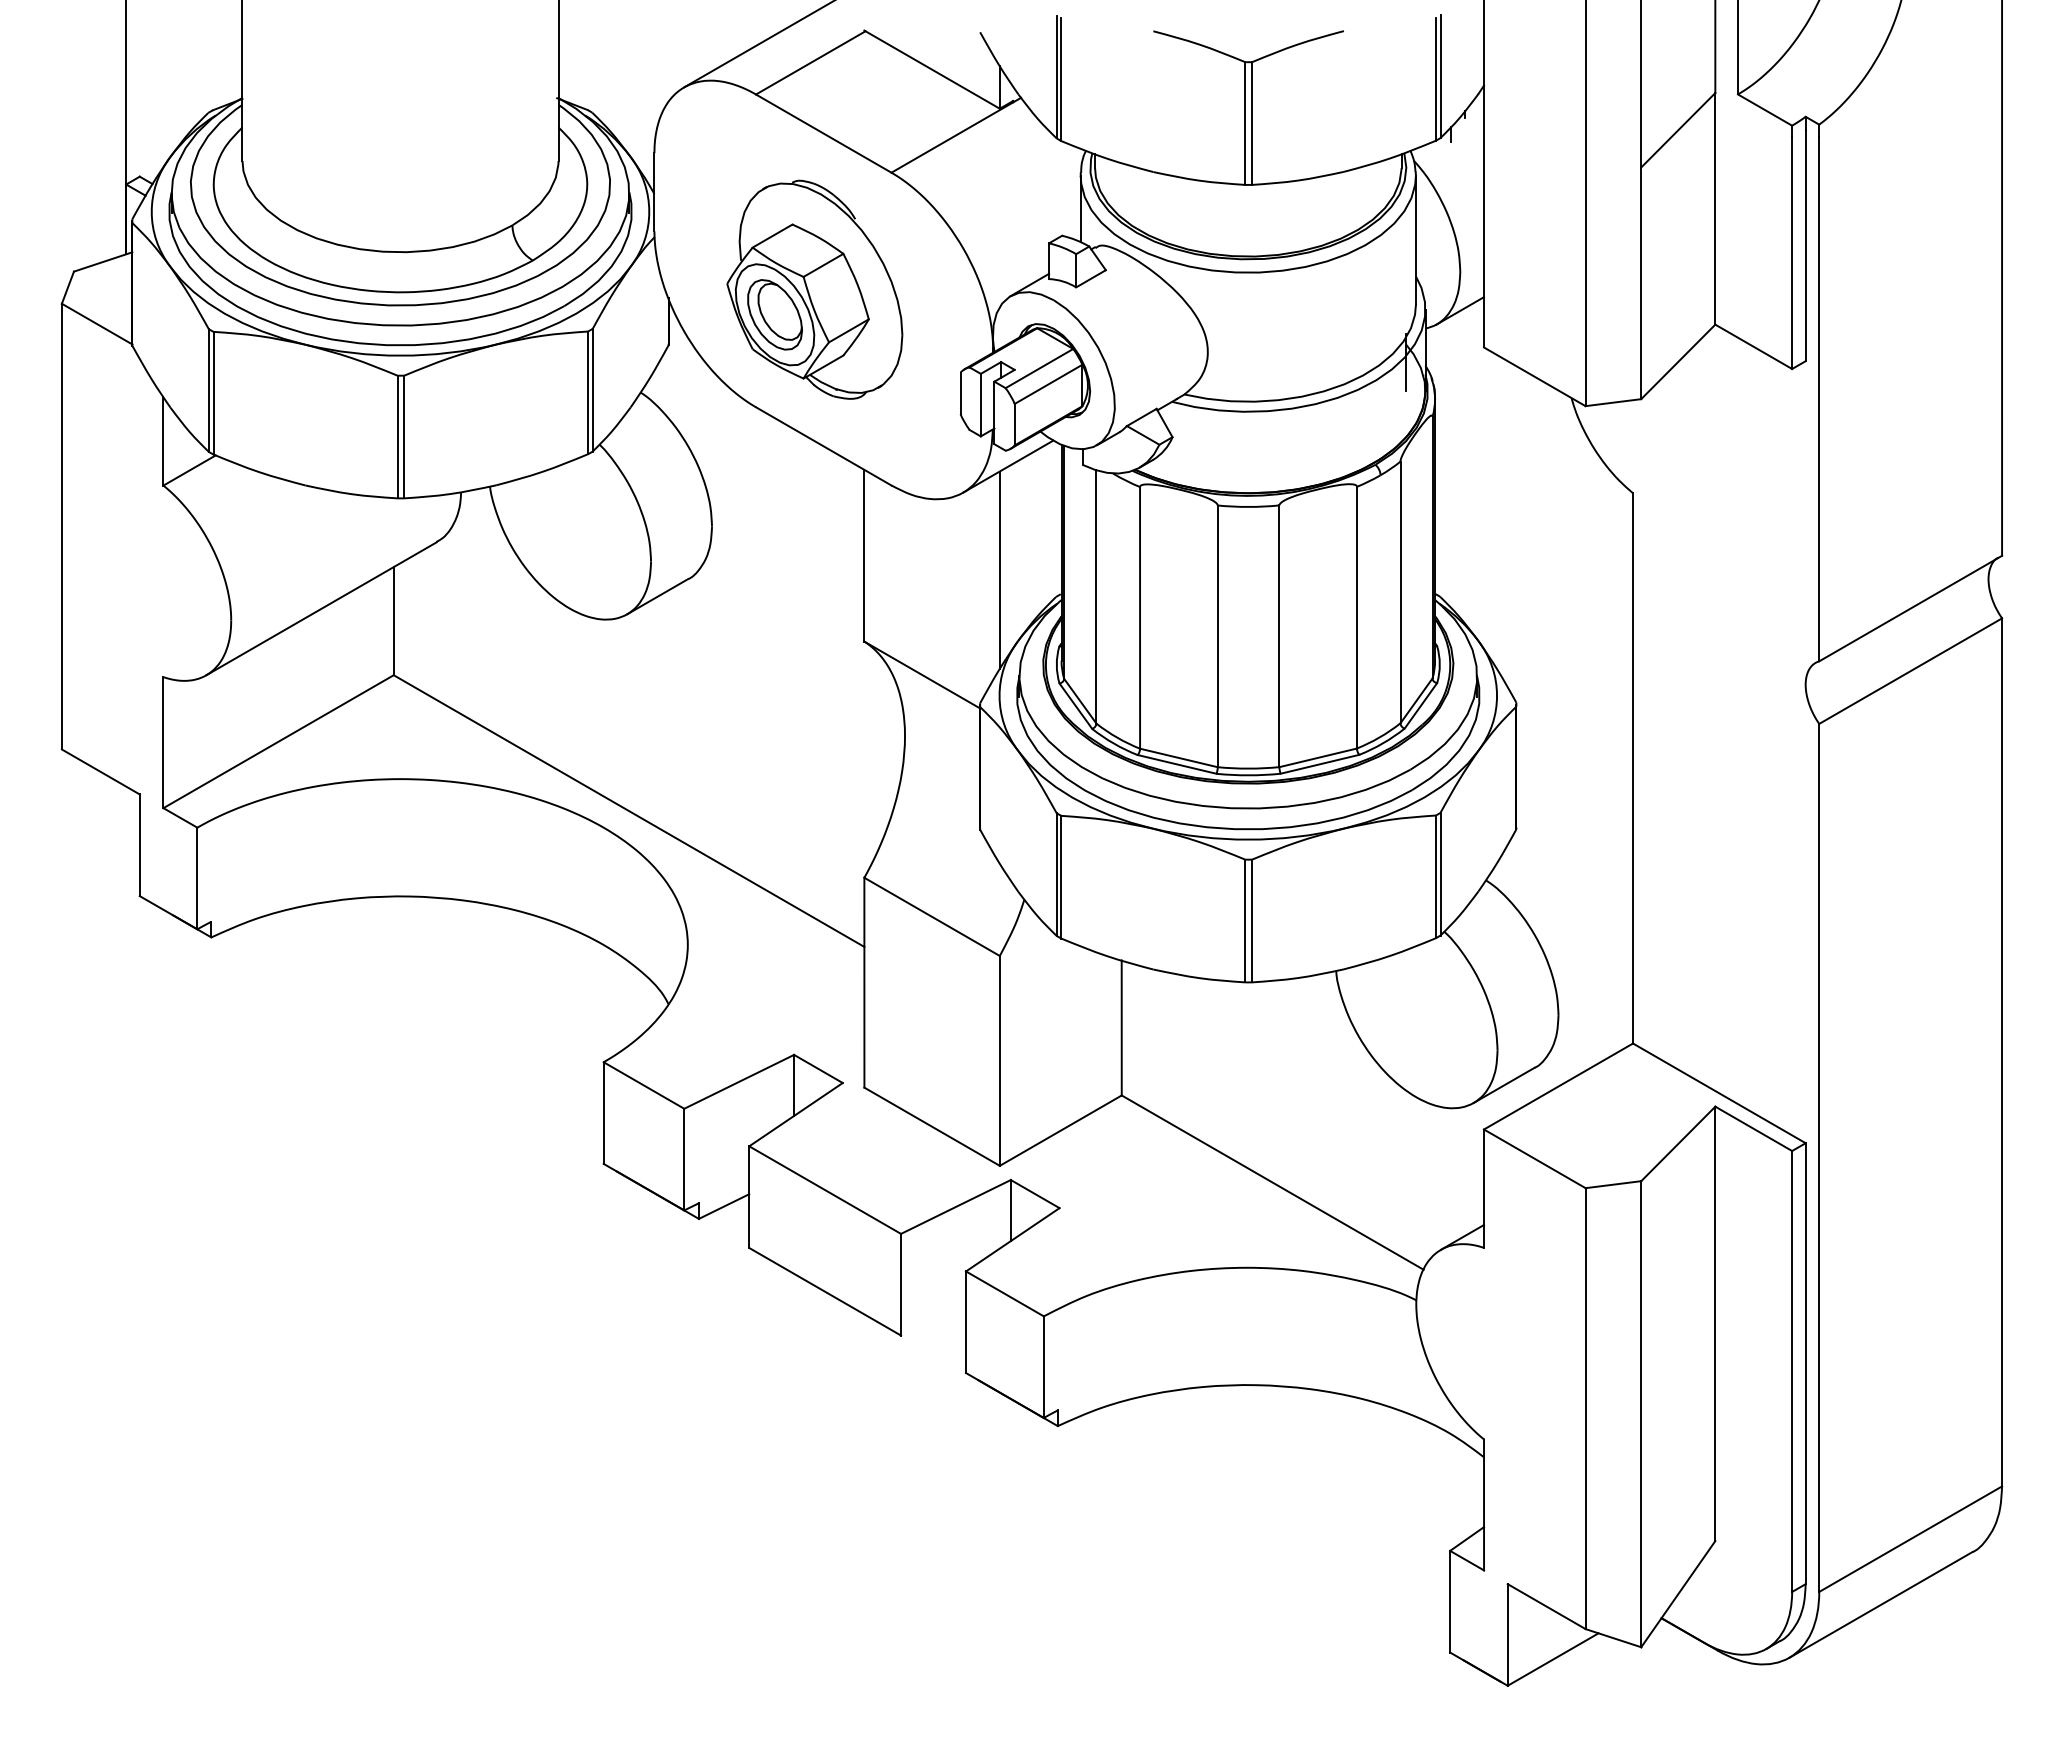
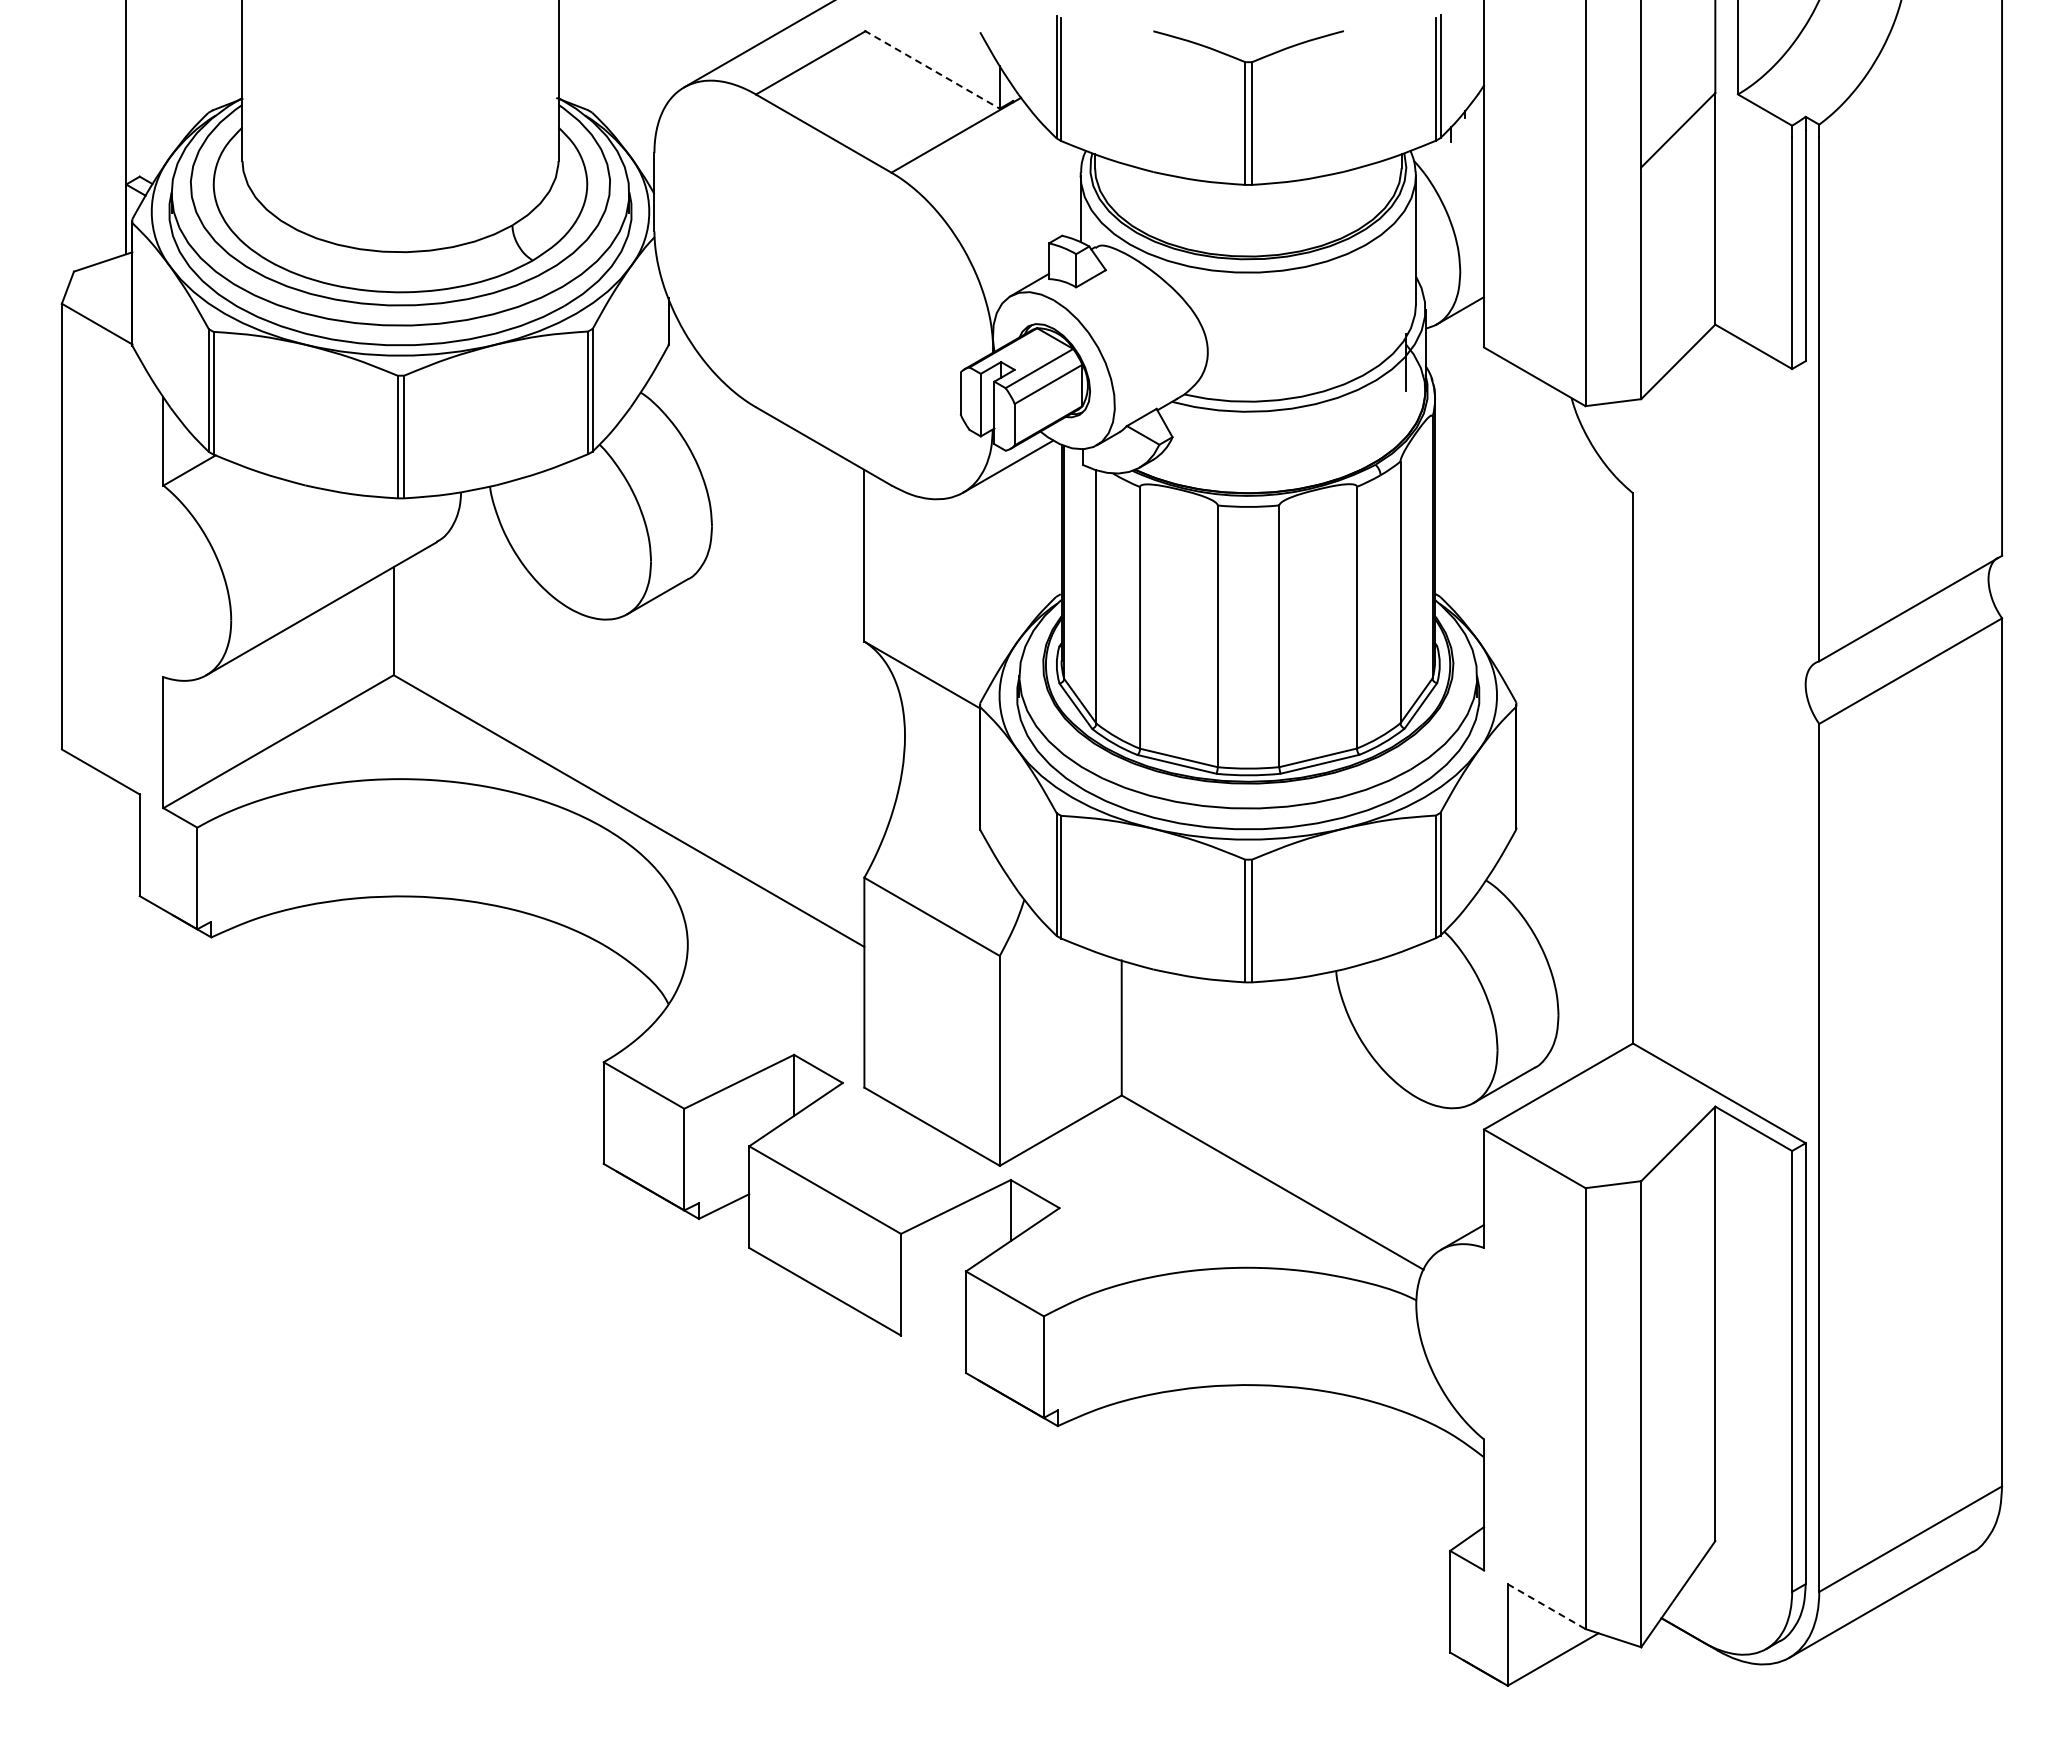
line: solid -> dashed (932, 69)
part: present -> none (814, 289)
line: present -> none (999, 569)
line: solid -> dashed (1546, 1606)
